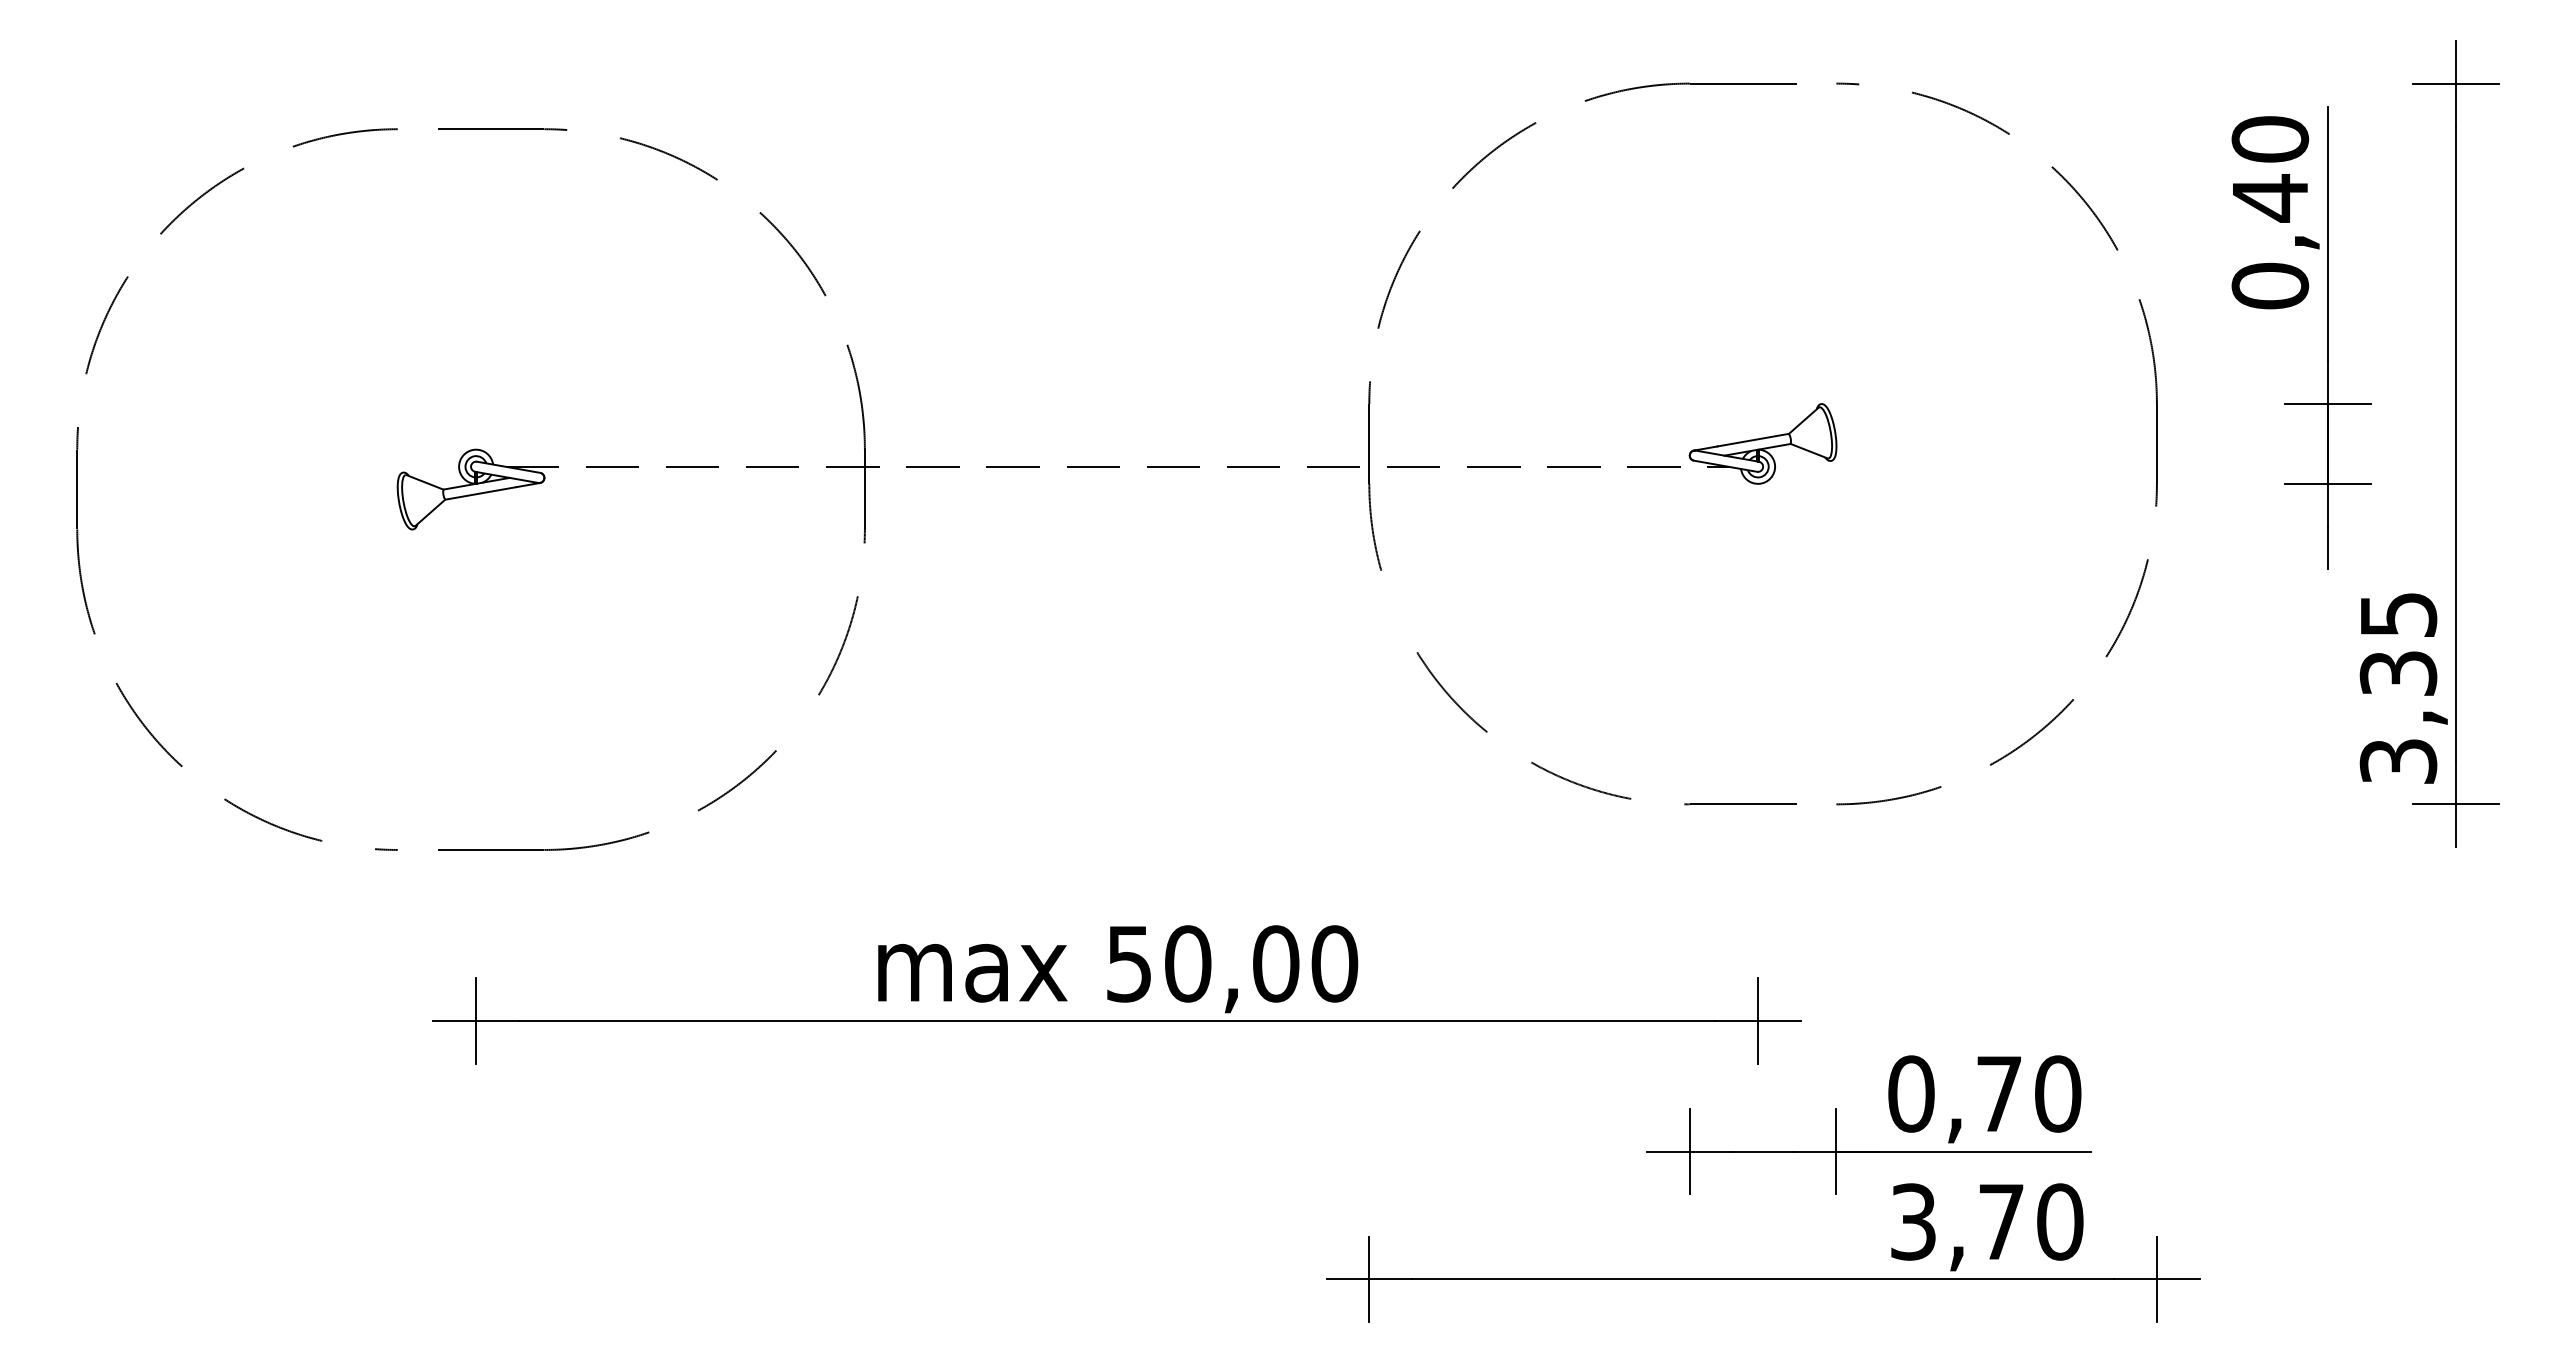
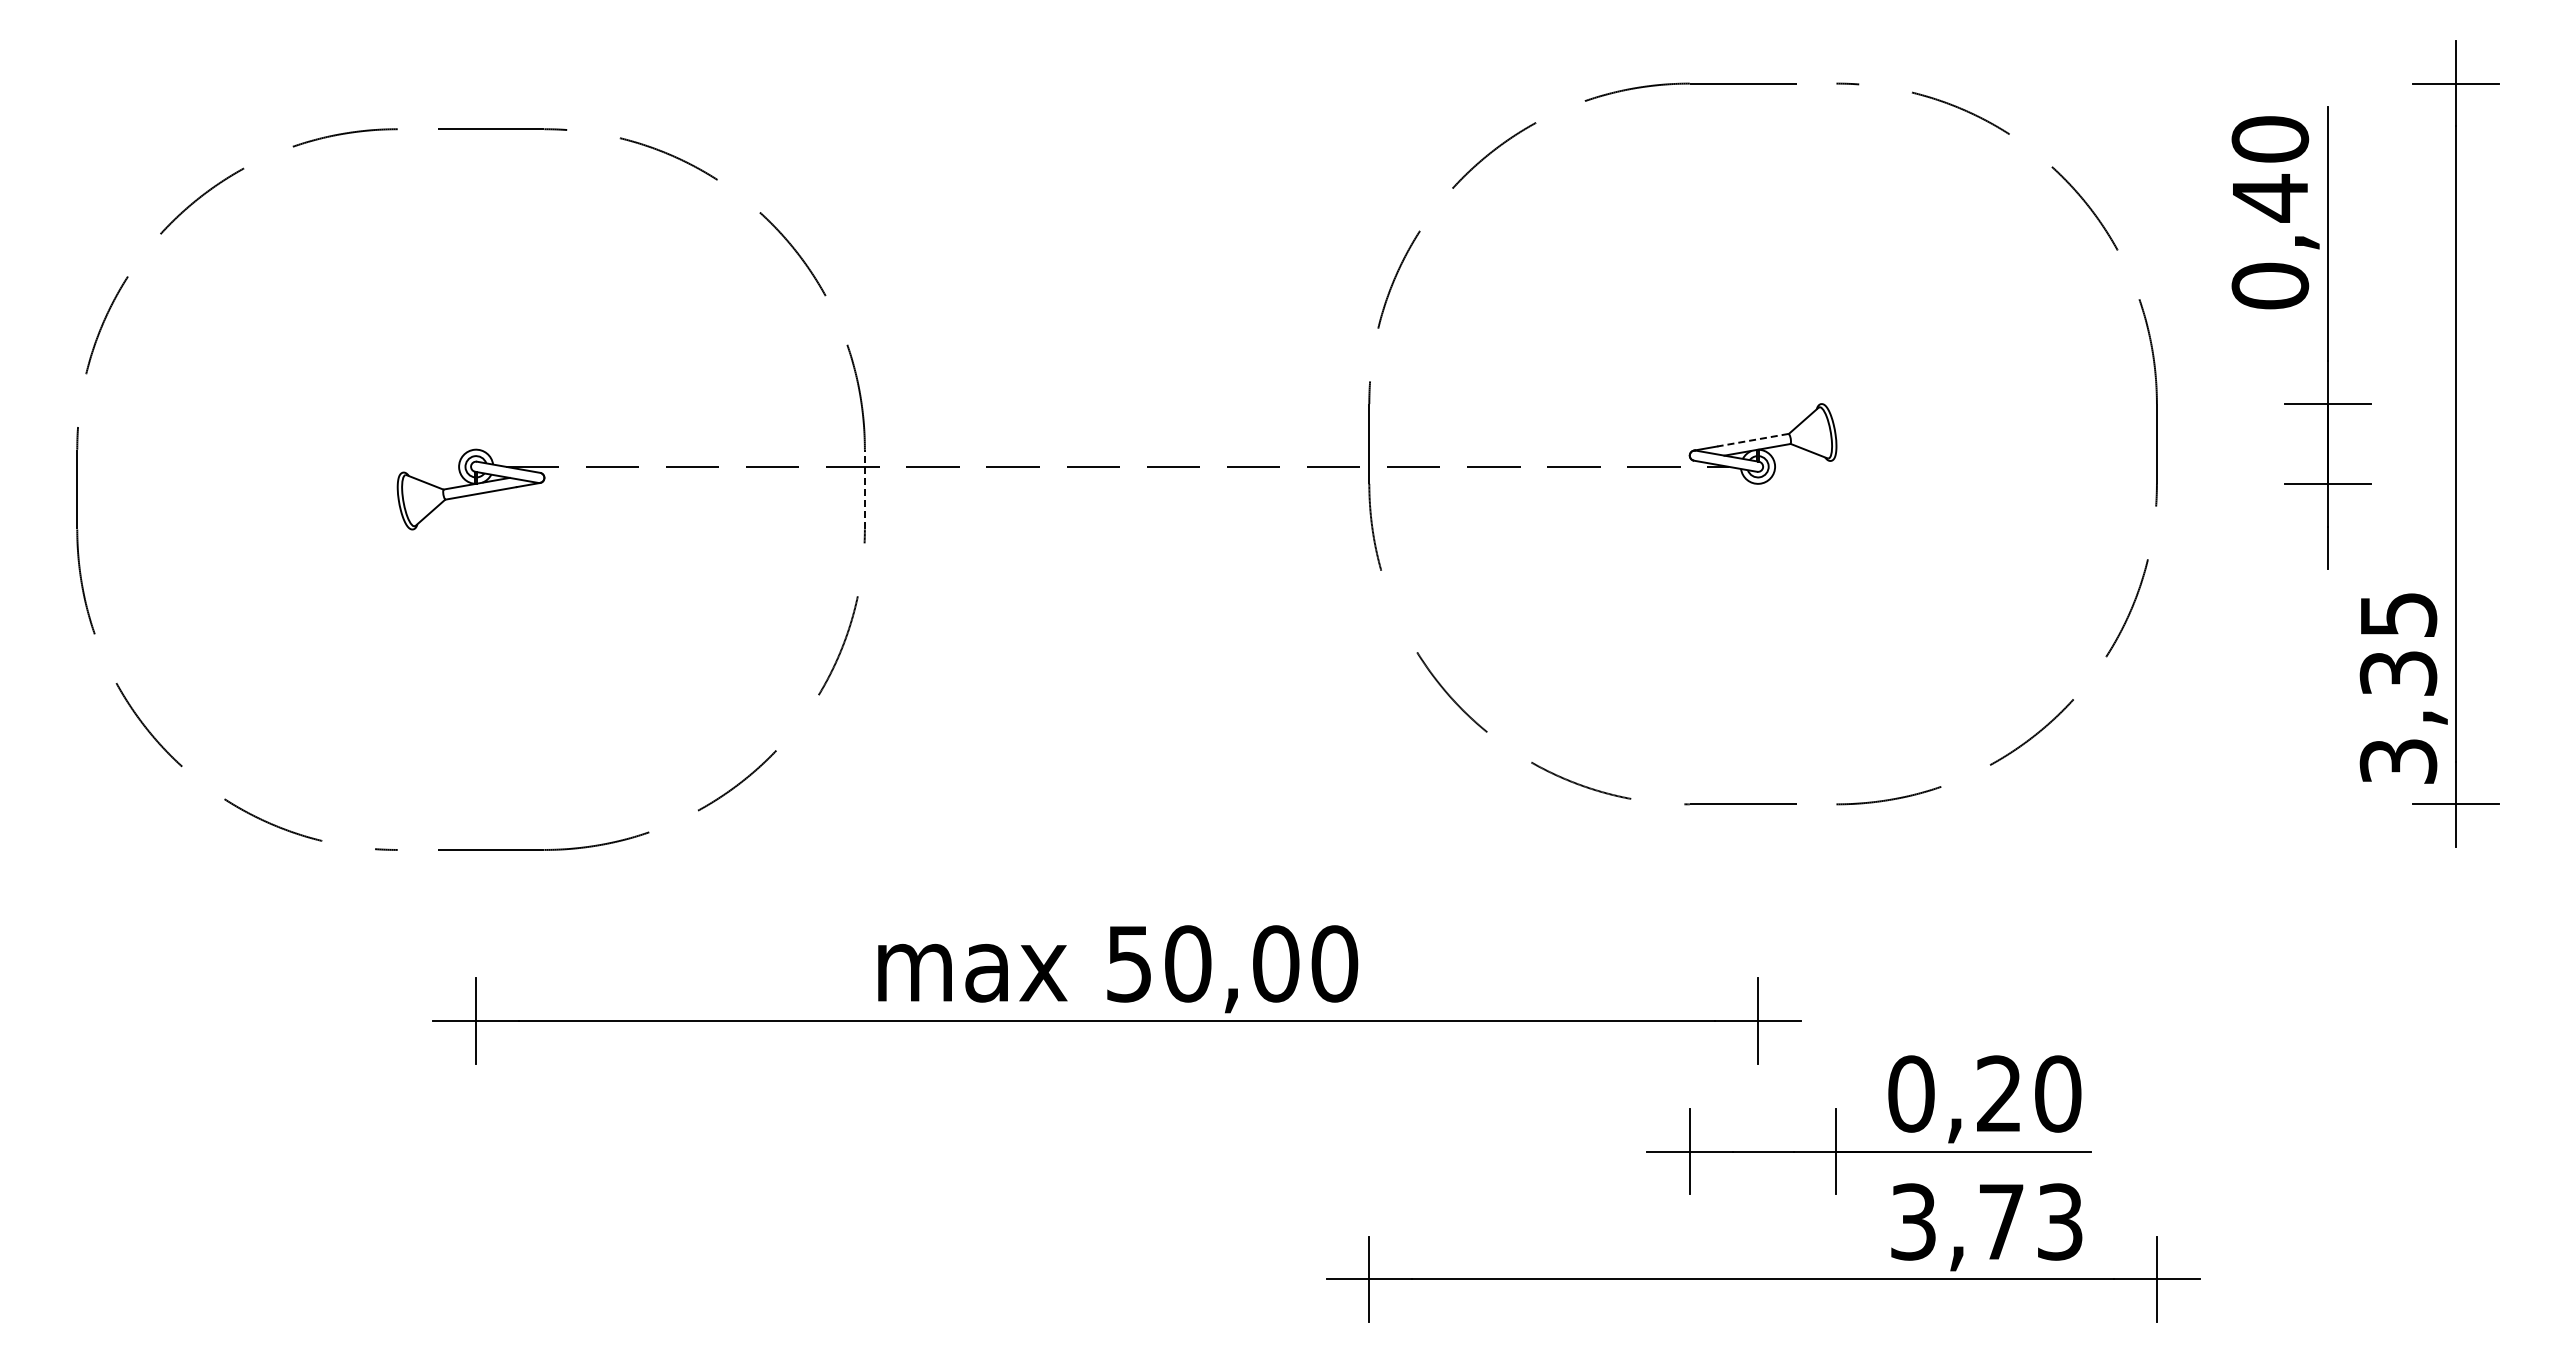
line: solid -> dashed (1752, 440)
line: solid -> dashed (864, 489)
text: 0,70 -> 0,20 (1998, 1093)
text: 3,70 -> 3,73 (2060, 1221)
